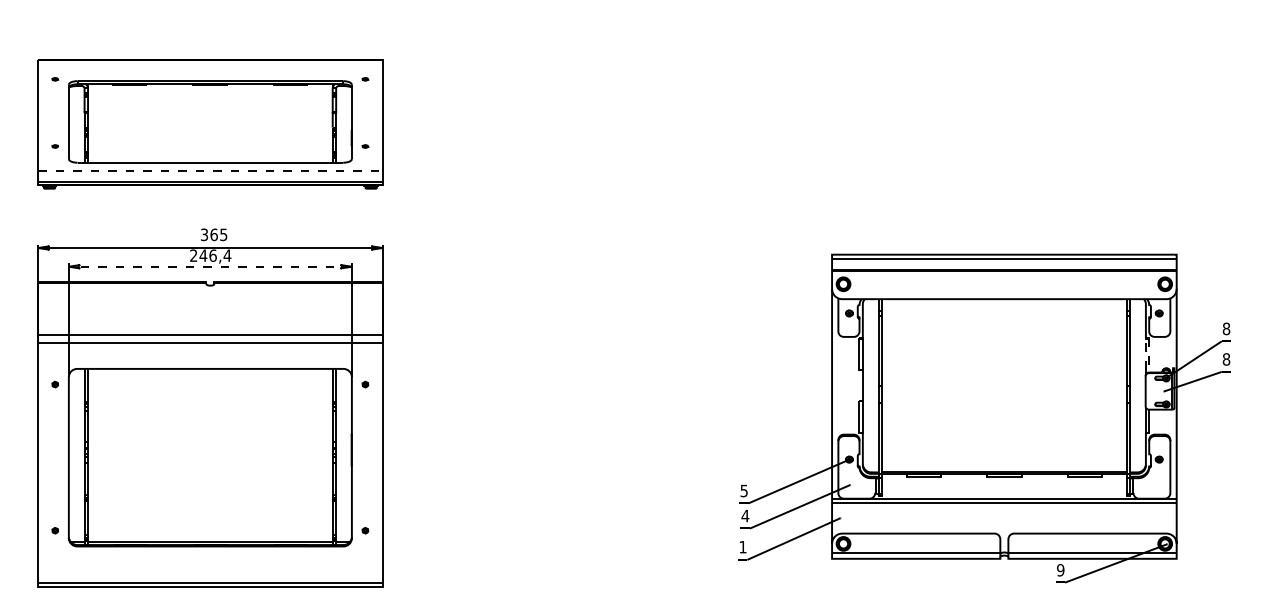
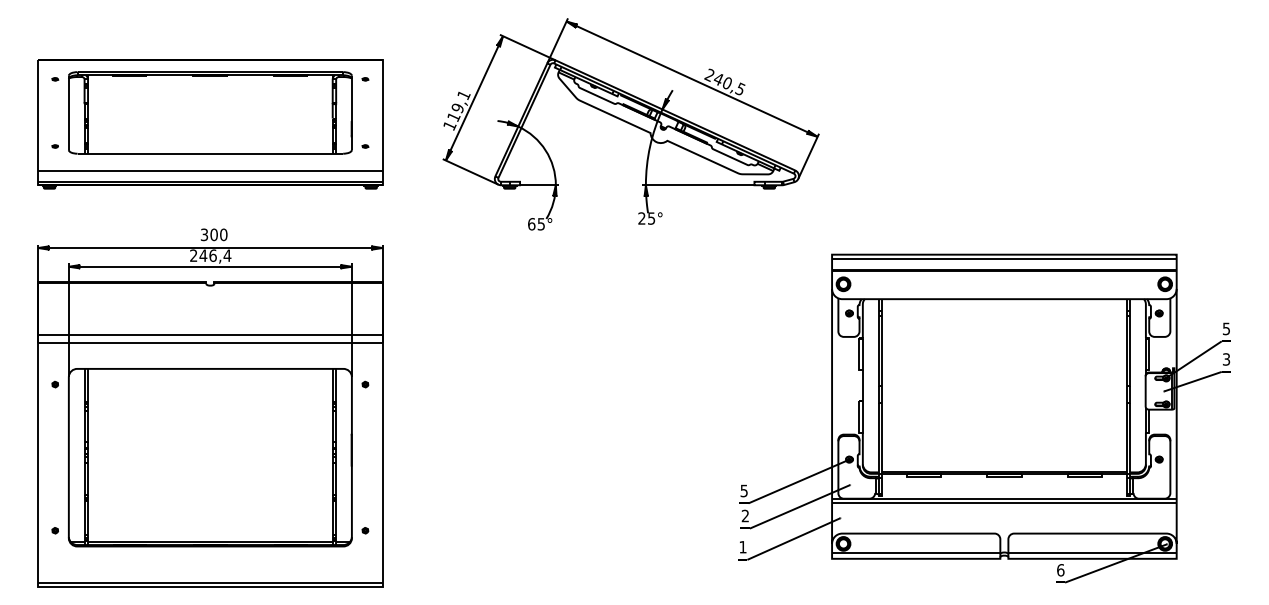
part position: (210, 121) -> (210, 112) (210, 112)
part: none -> present (630, 124)
line: dashed -> solid (210, 170)
text: 365 -> 300 (218, 234)
line: dashed -> solid (210, 266)
text: 8 -> 5 (1226, 328)
text: 8 -> 3 (1226, 359)
line: dashed -> solid (1147, 369)
text: 4 -> 2 (745, 515)
text: 9 -> 6 (1060, 570)
